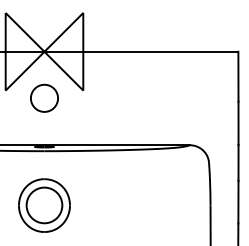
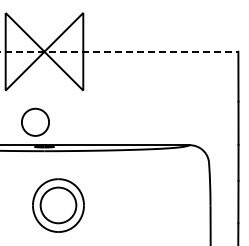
line: solid -> dashed (119, 51)
circle position: (44, 97) -> (35, 121) (35, 121)
part position: (44, 205) -> (58, 205) (58, 205)
